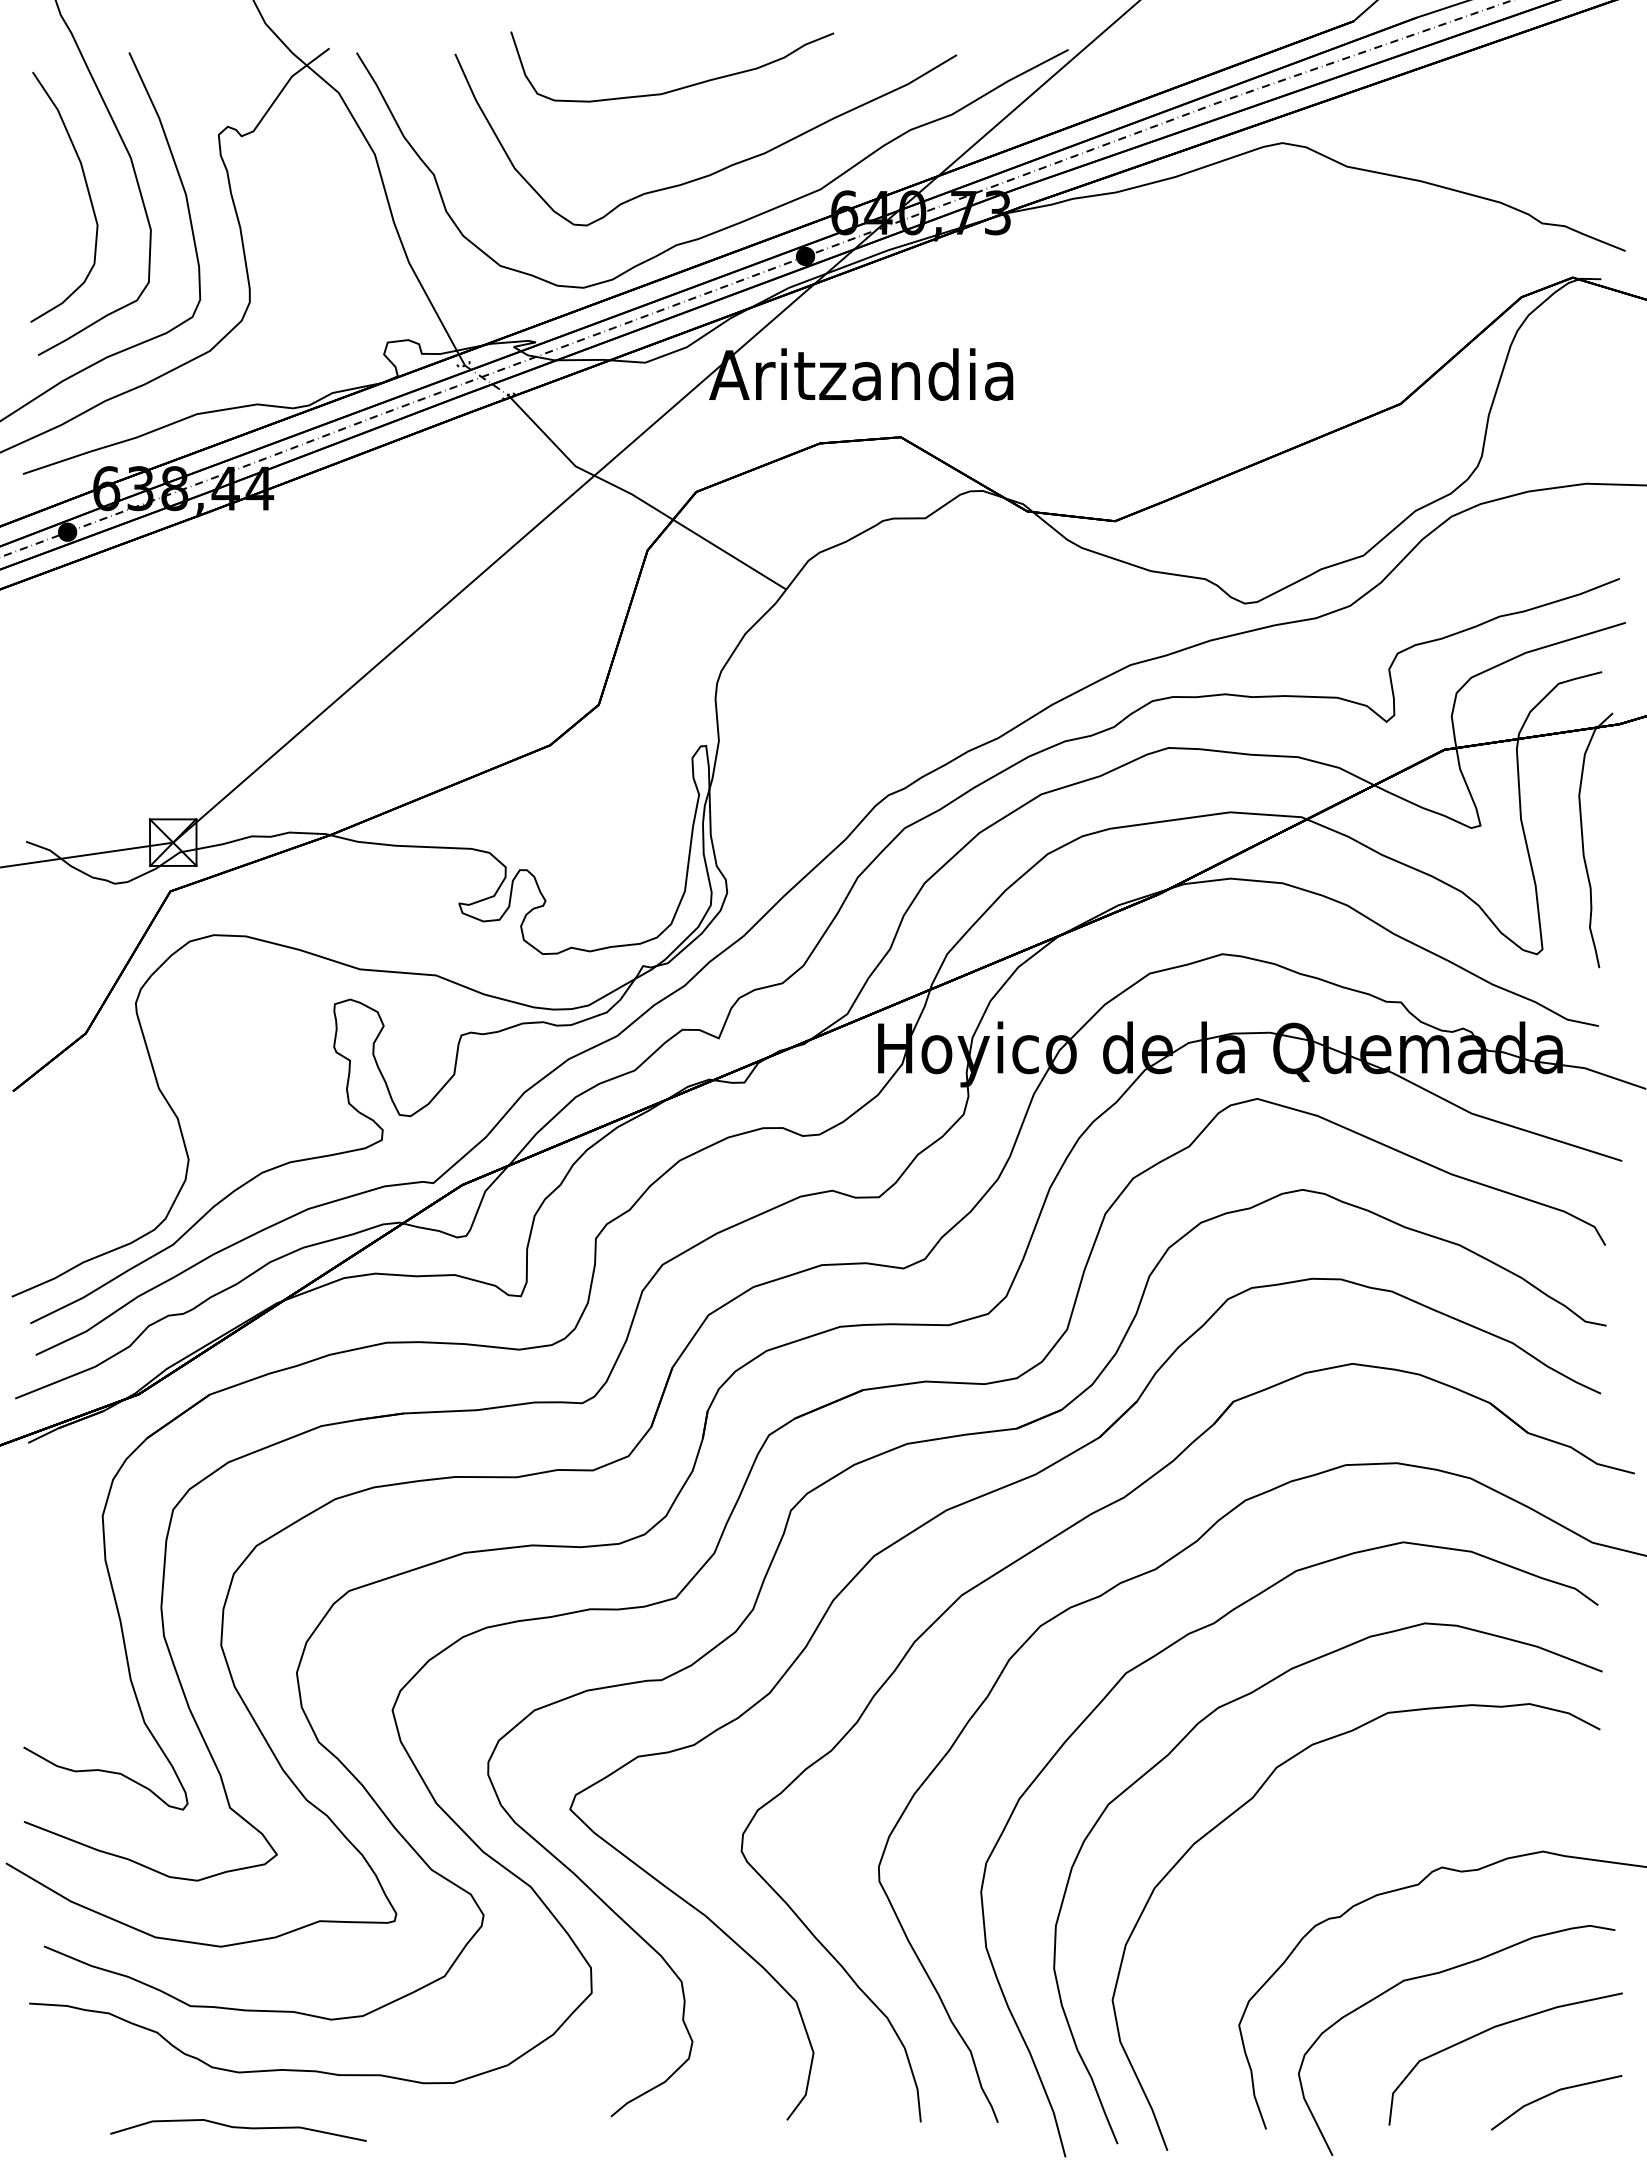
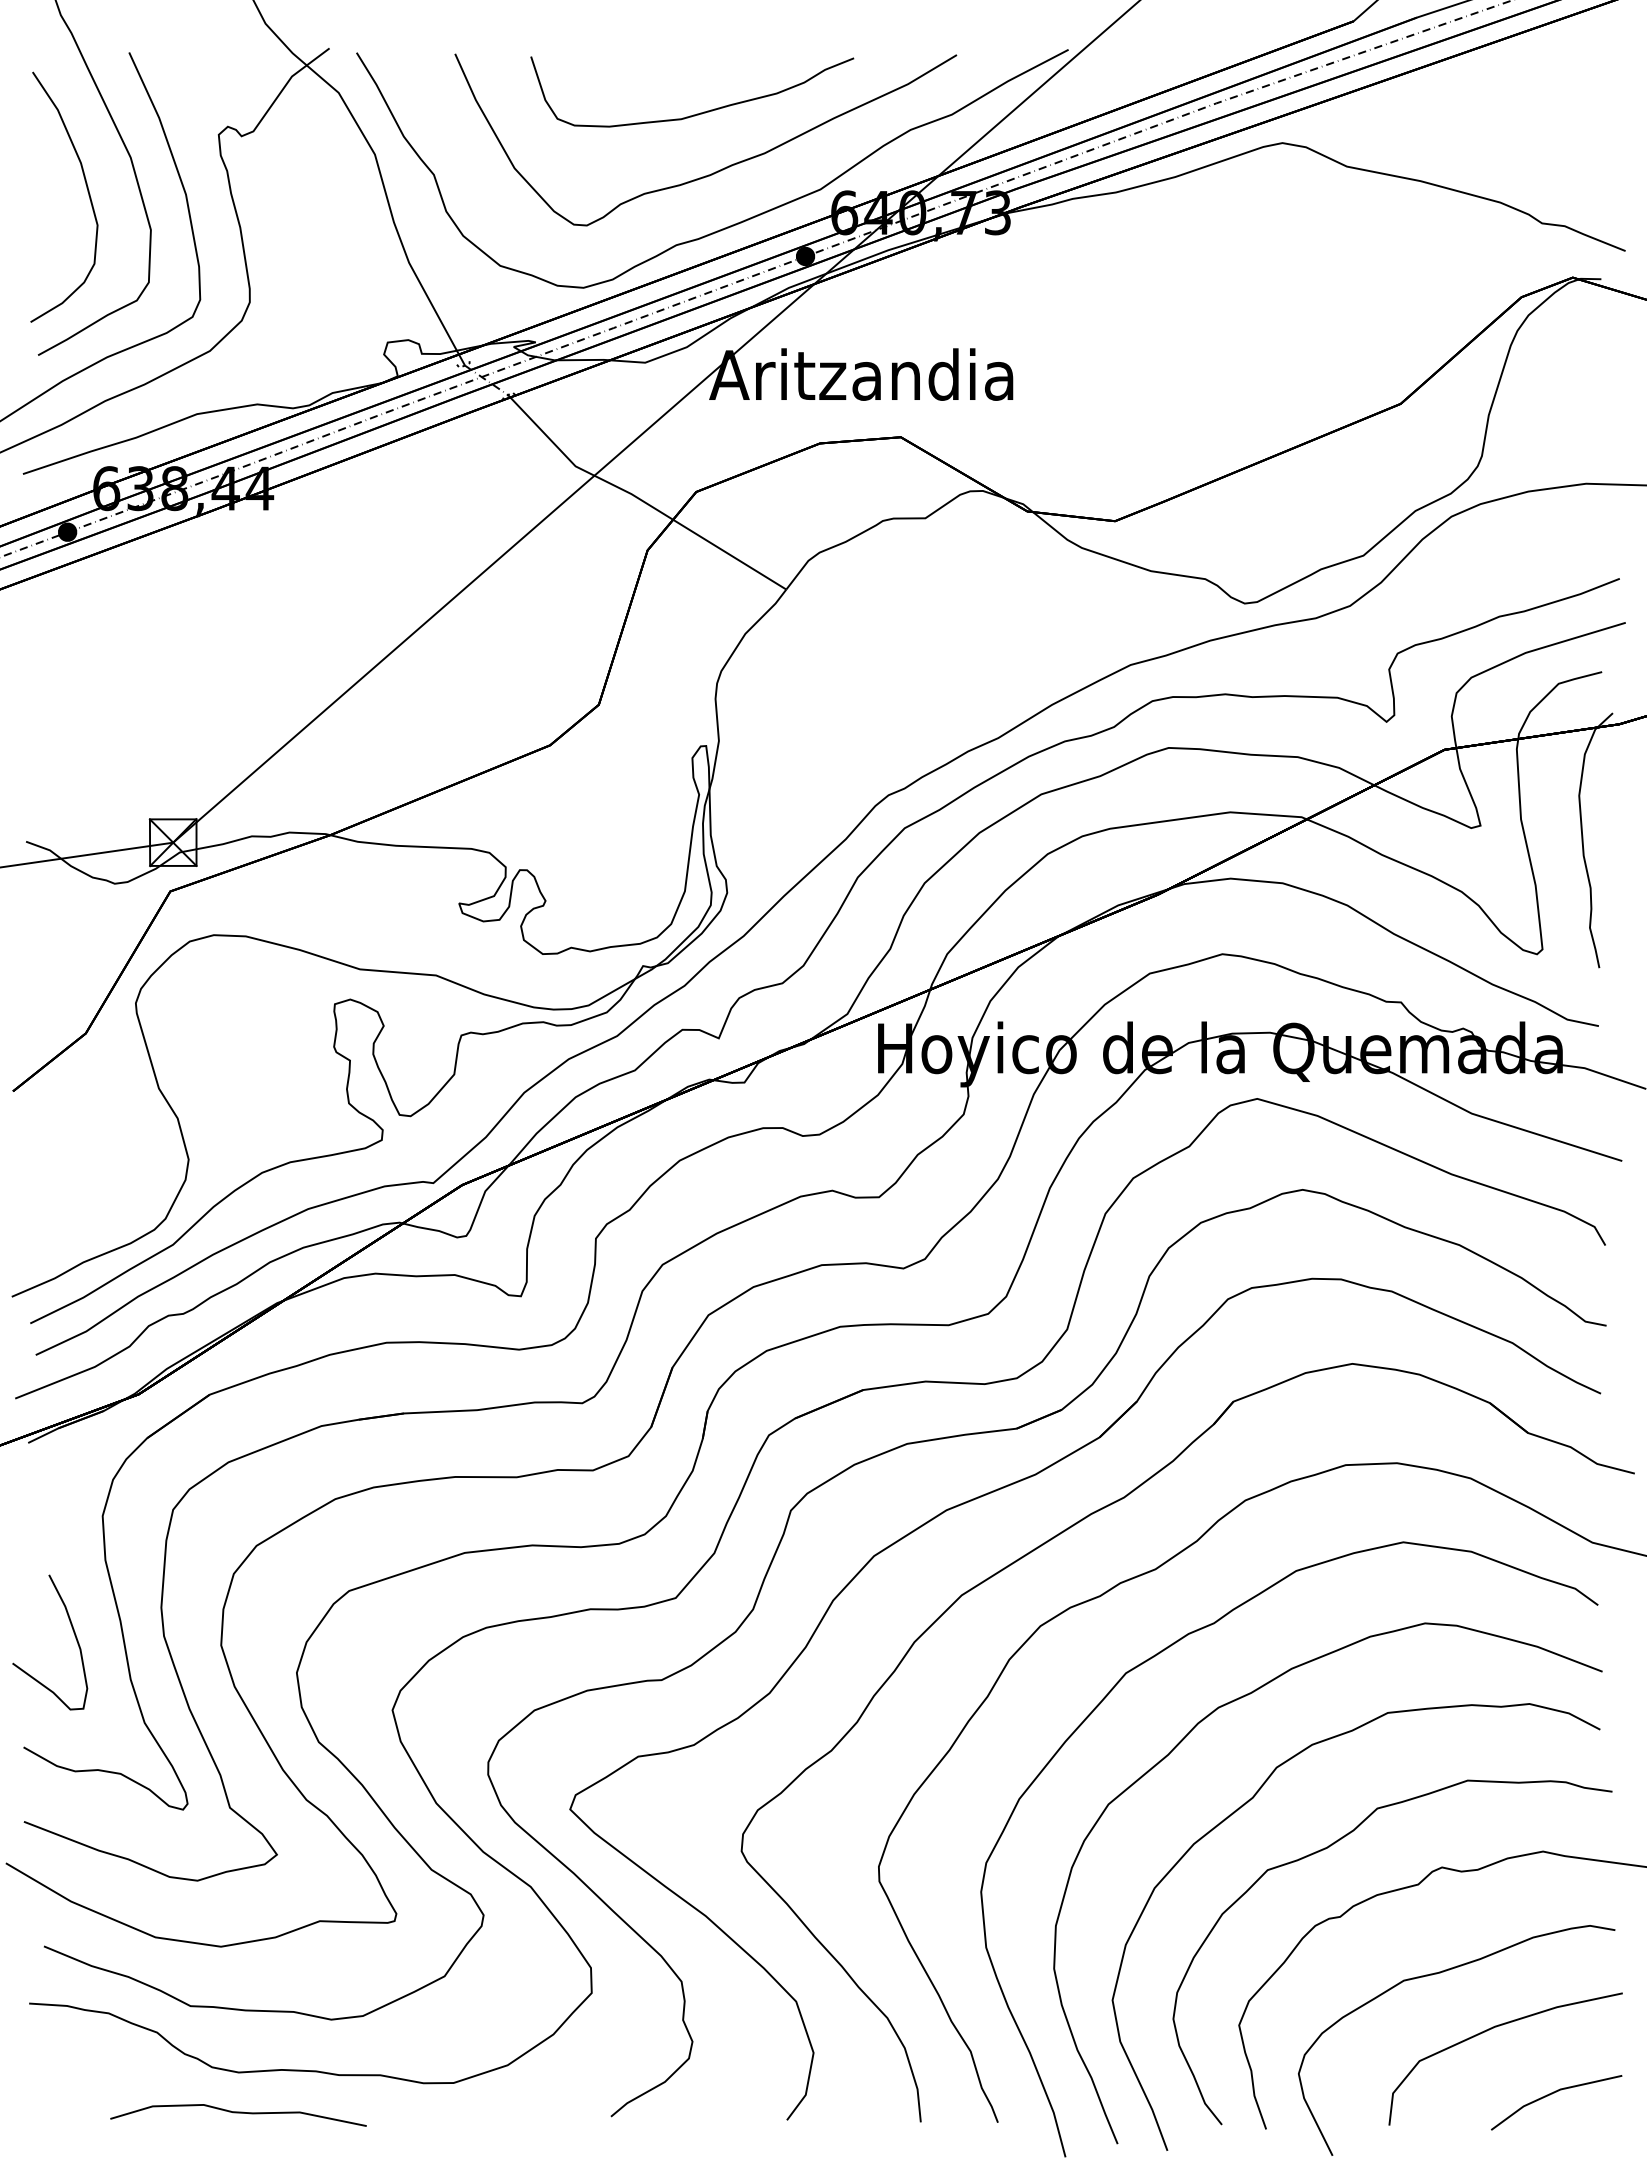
curve position: (680, 87) -> (700, 112) (700, 112)
curve: none -> present (73, 1633)
curve: none -> present (1329, 1847)
curve position: (238, 2128) -> (238, 2113) (238, 2113)
